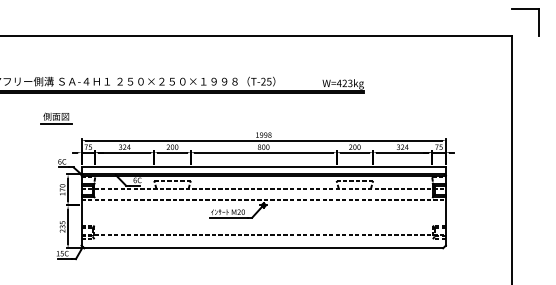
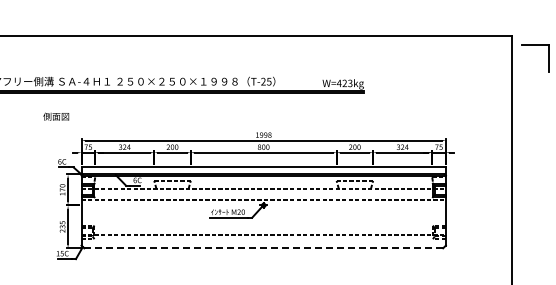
part position: (525, 9) -> (535, 45) (535, 45)
line: present -> none (55, 123)
line: solid -> dashed (263, 248)
